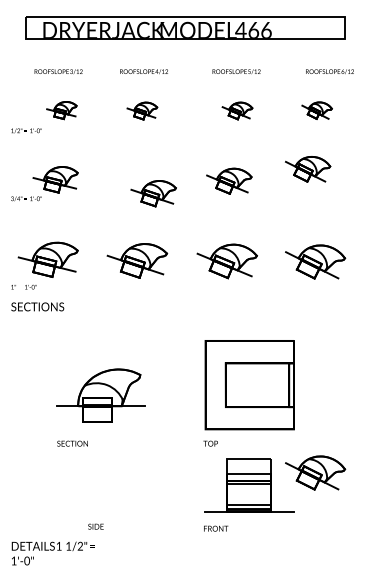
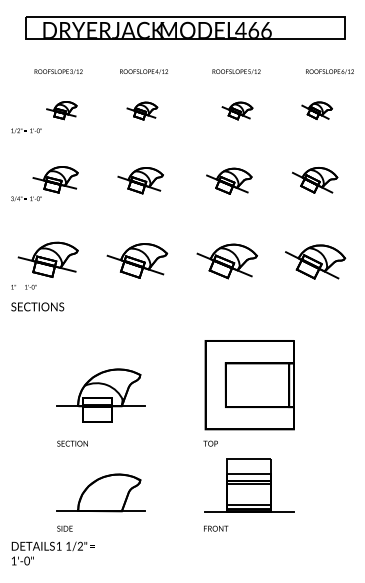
part position: (308, 169) -> (315, 180) (315, 180)
part position: (153, 193) -> (140, 180) (140, 180)
part: present -> none (315, 472)
part: none -> present (100, 492)
text position: (95, 526) -> (64, 528) (64, 528)
